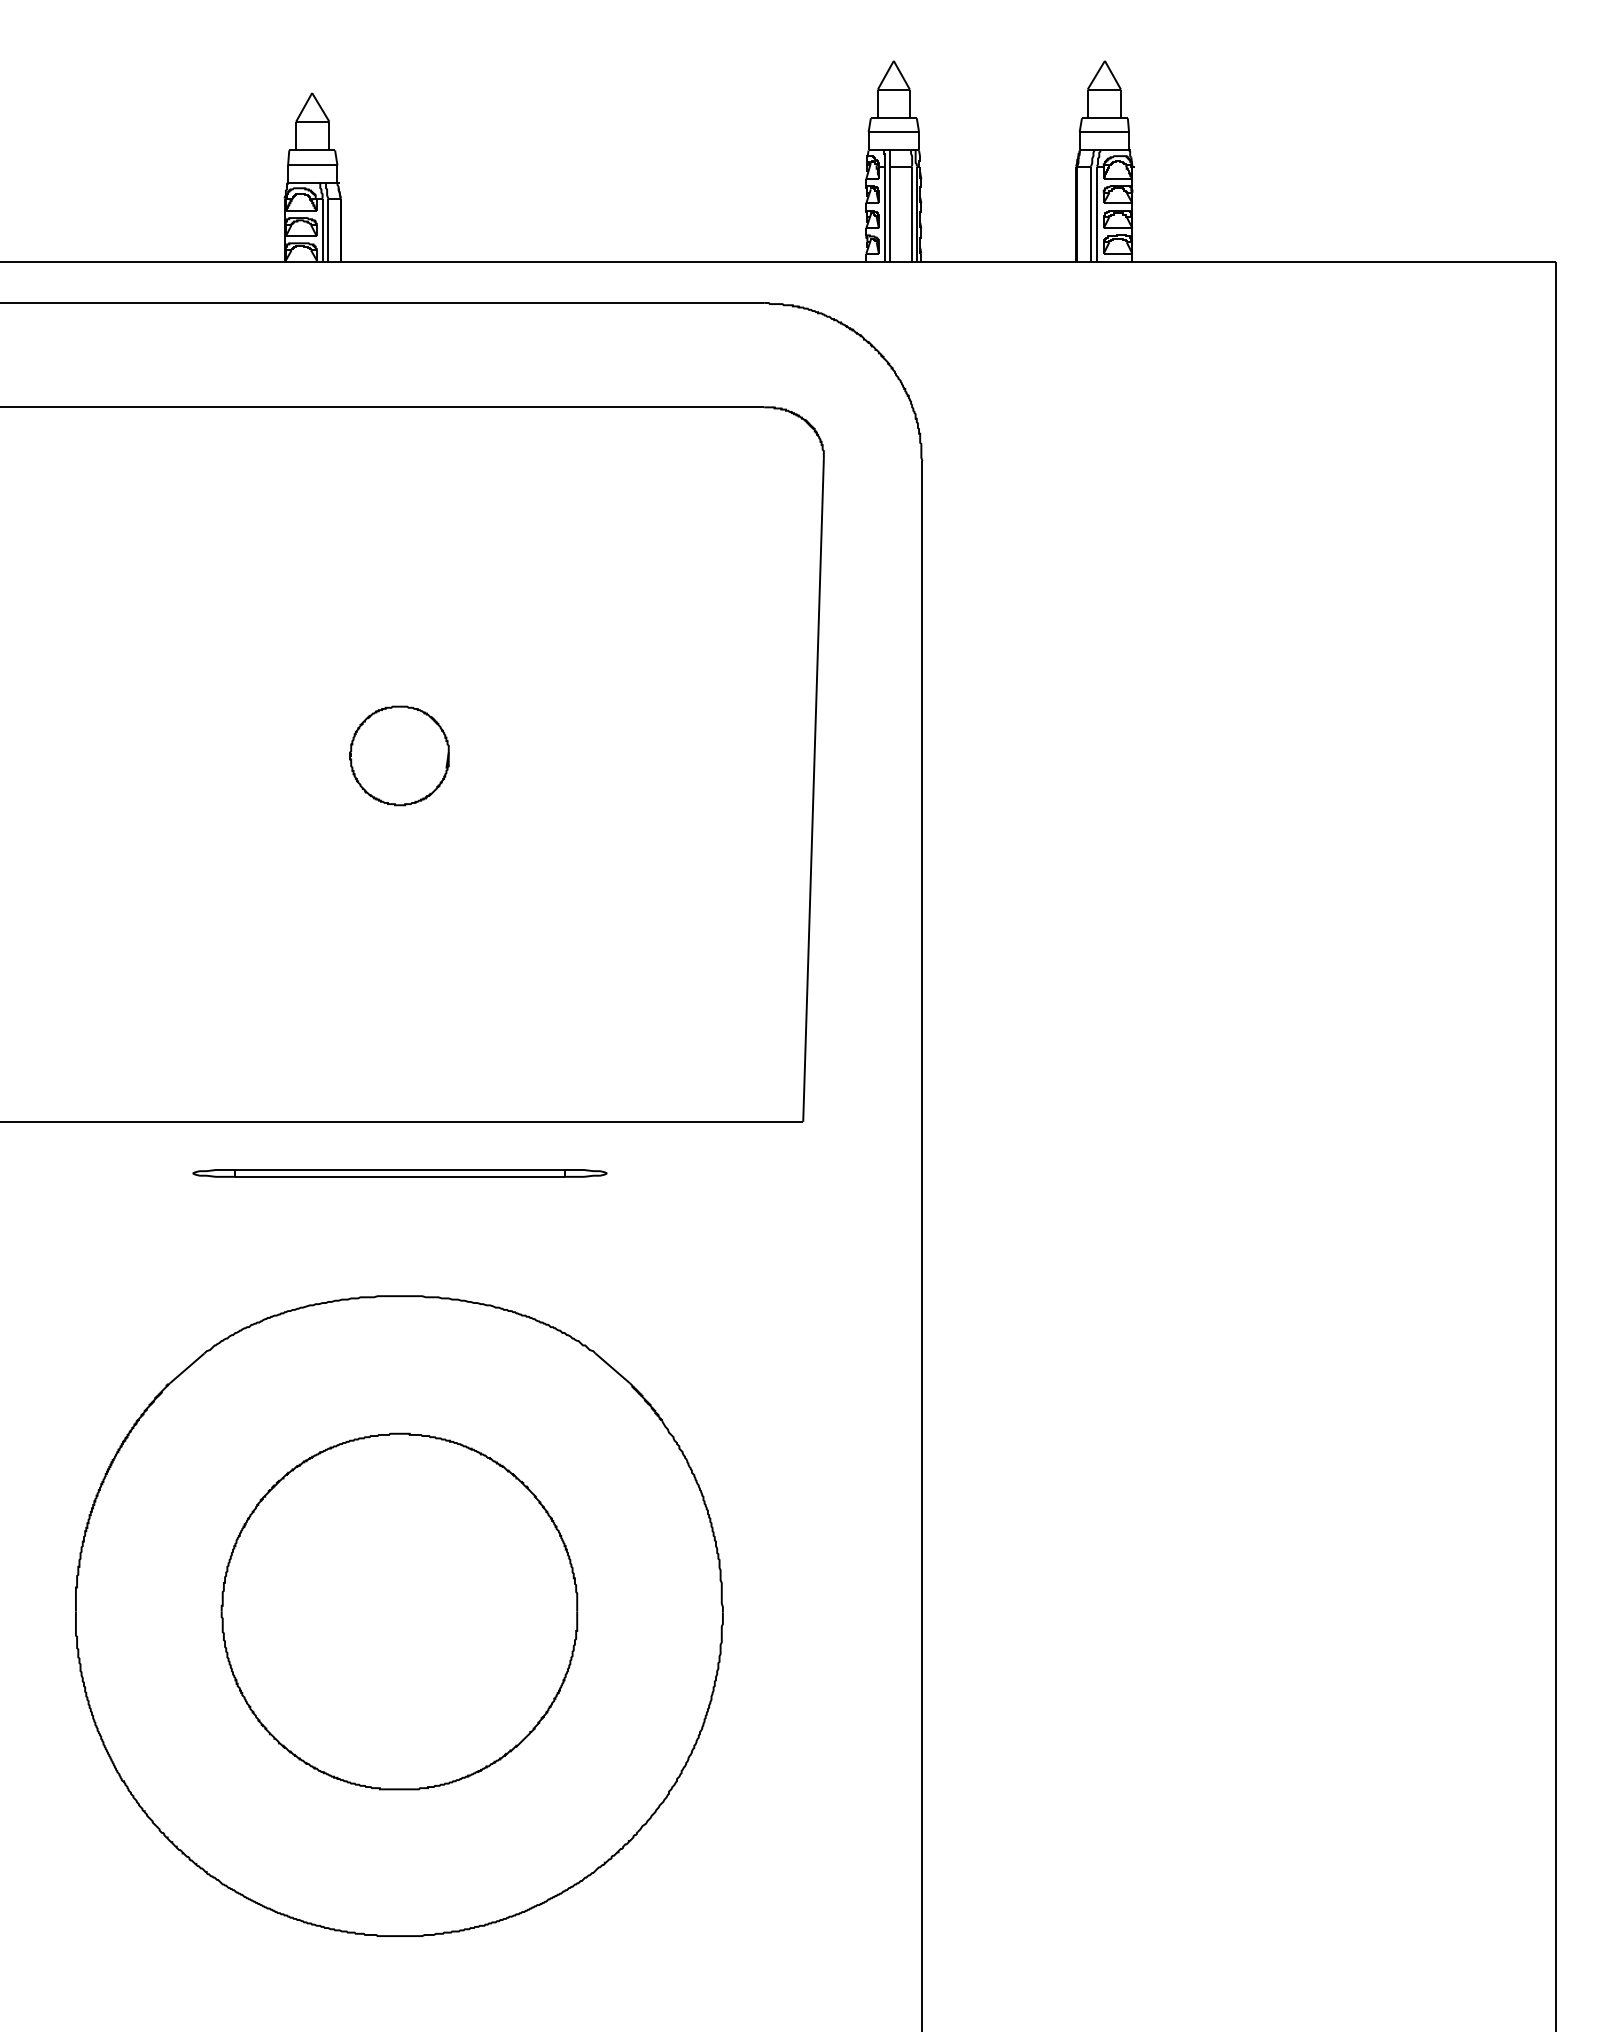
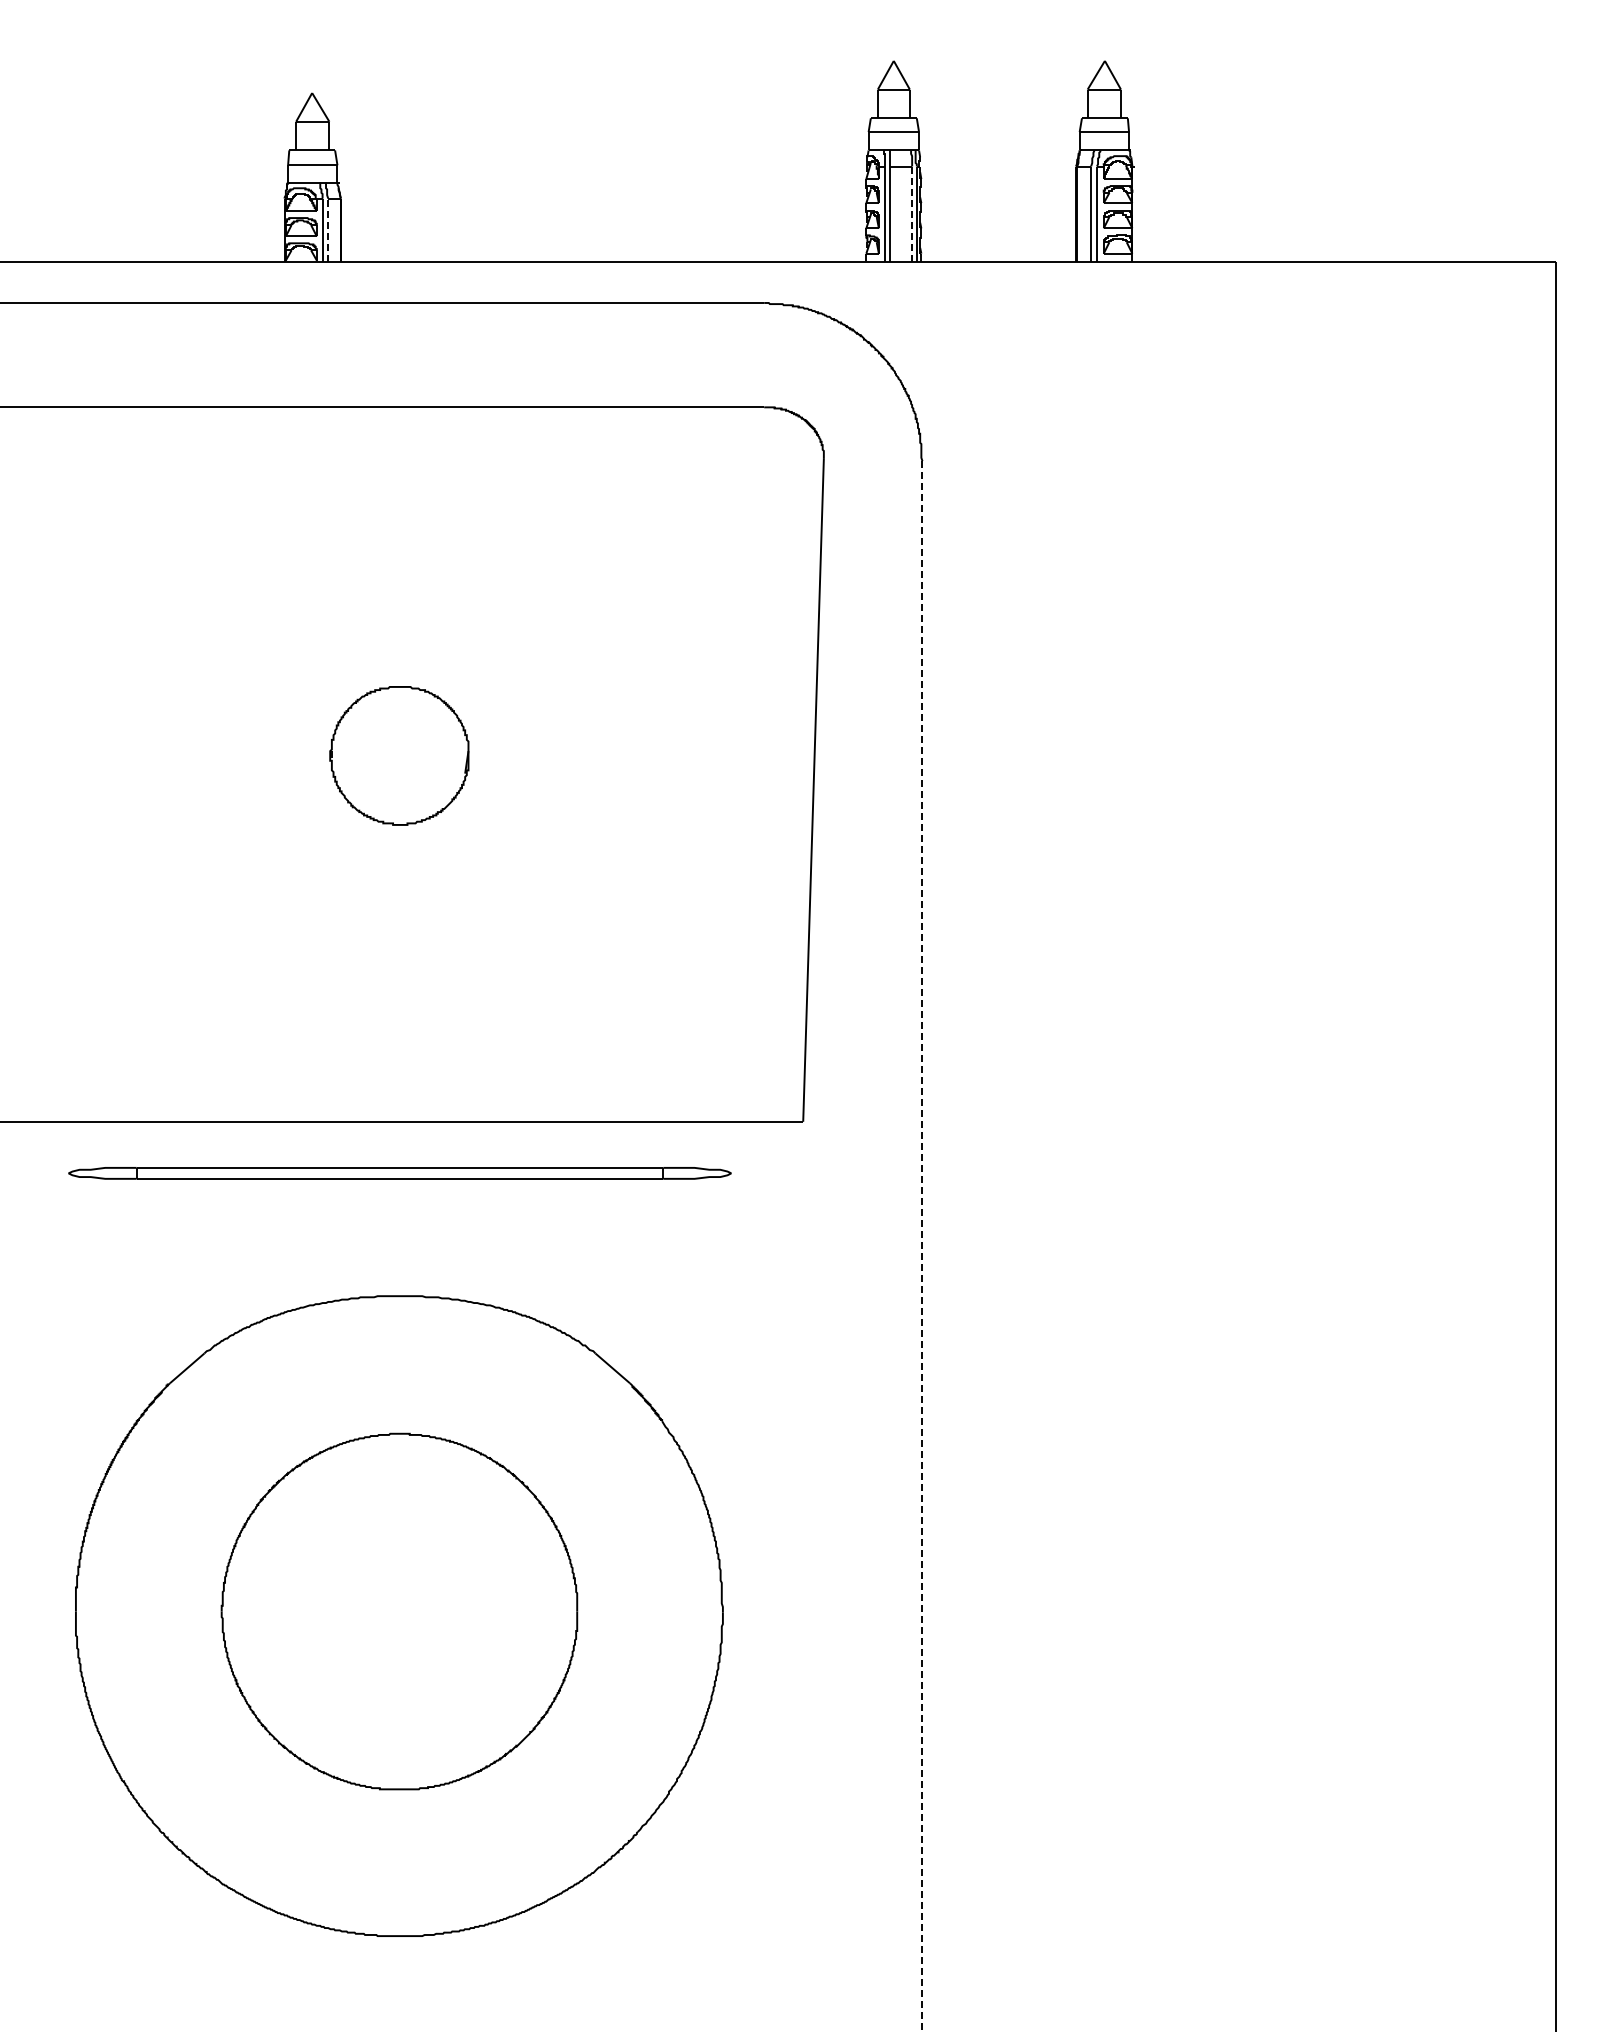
line: solid -> dashed (912, 214)
line: solid -> dashed (328, 230)
part size: 101x102 px -> 141x140 px (399, 755)
part size: 416x9 px -> 664x13 px (399, 1173)
line: solid -> dashed (922, 1247)
